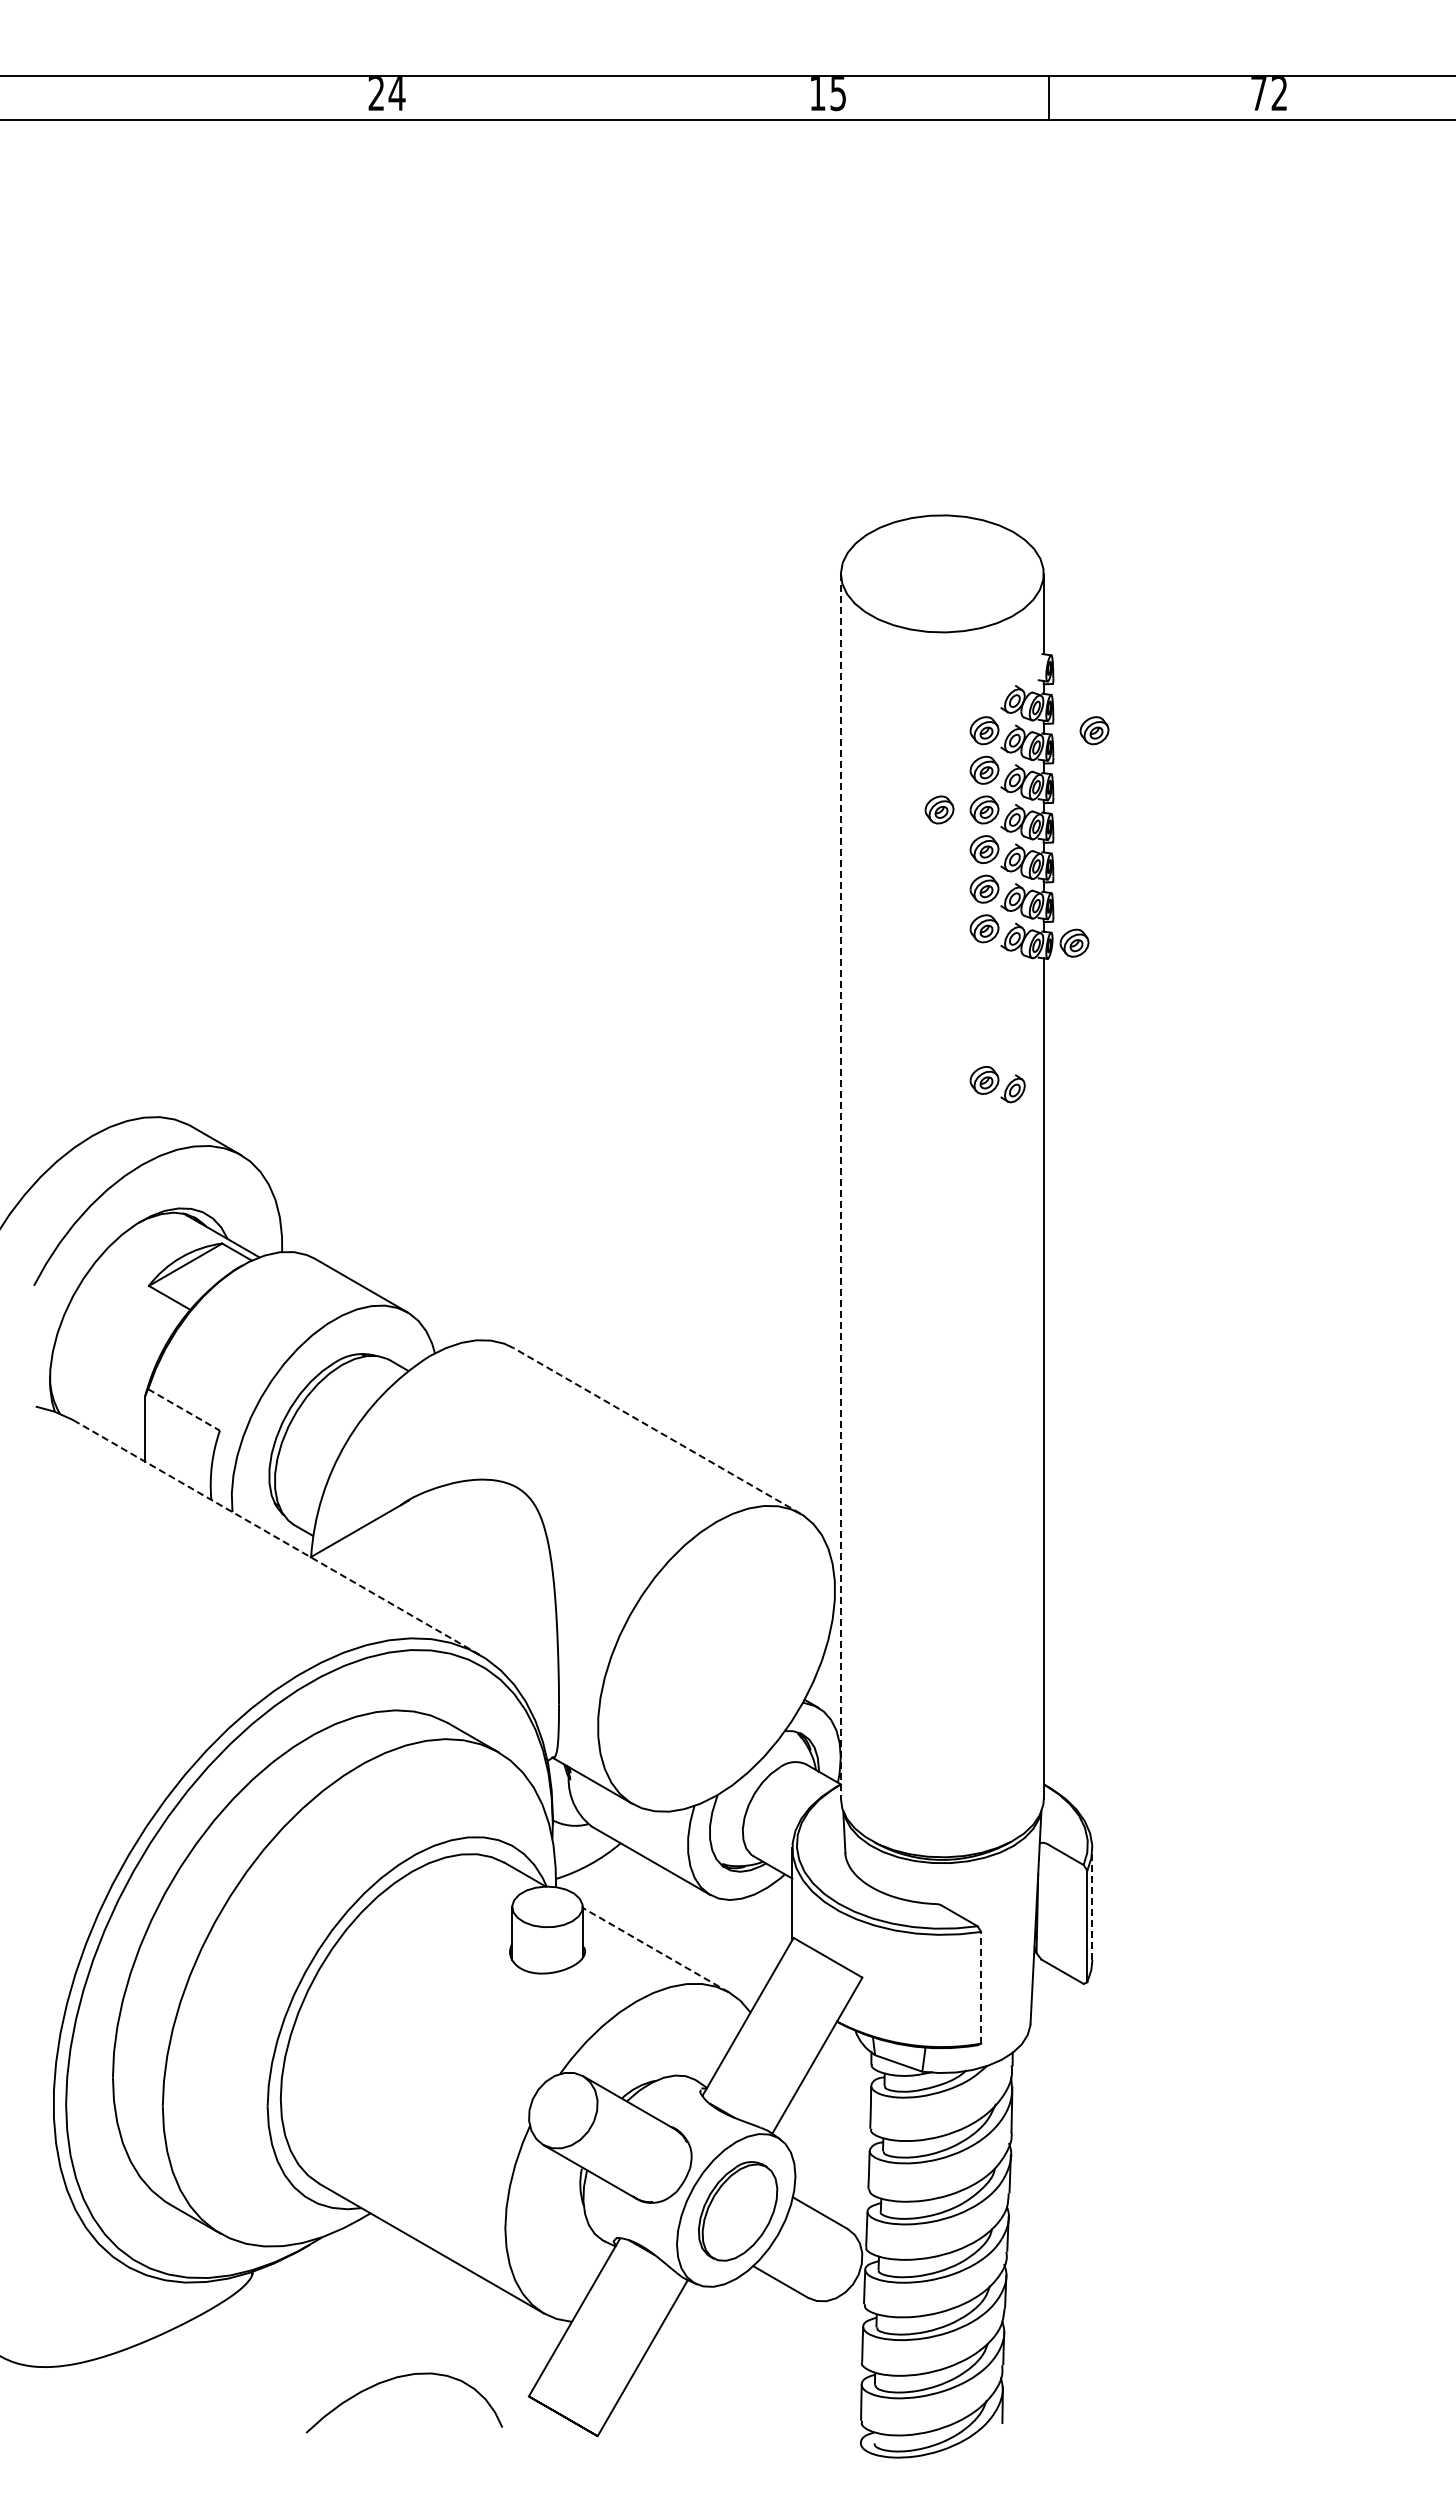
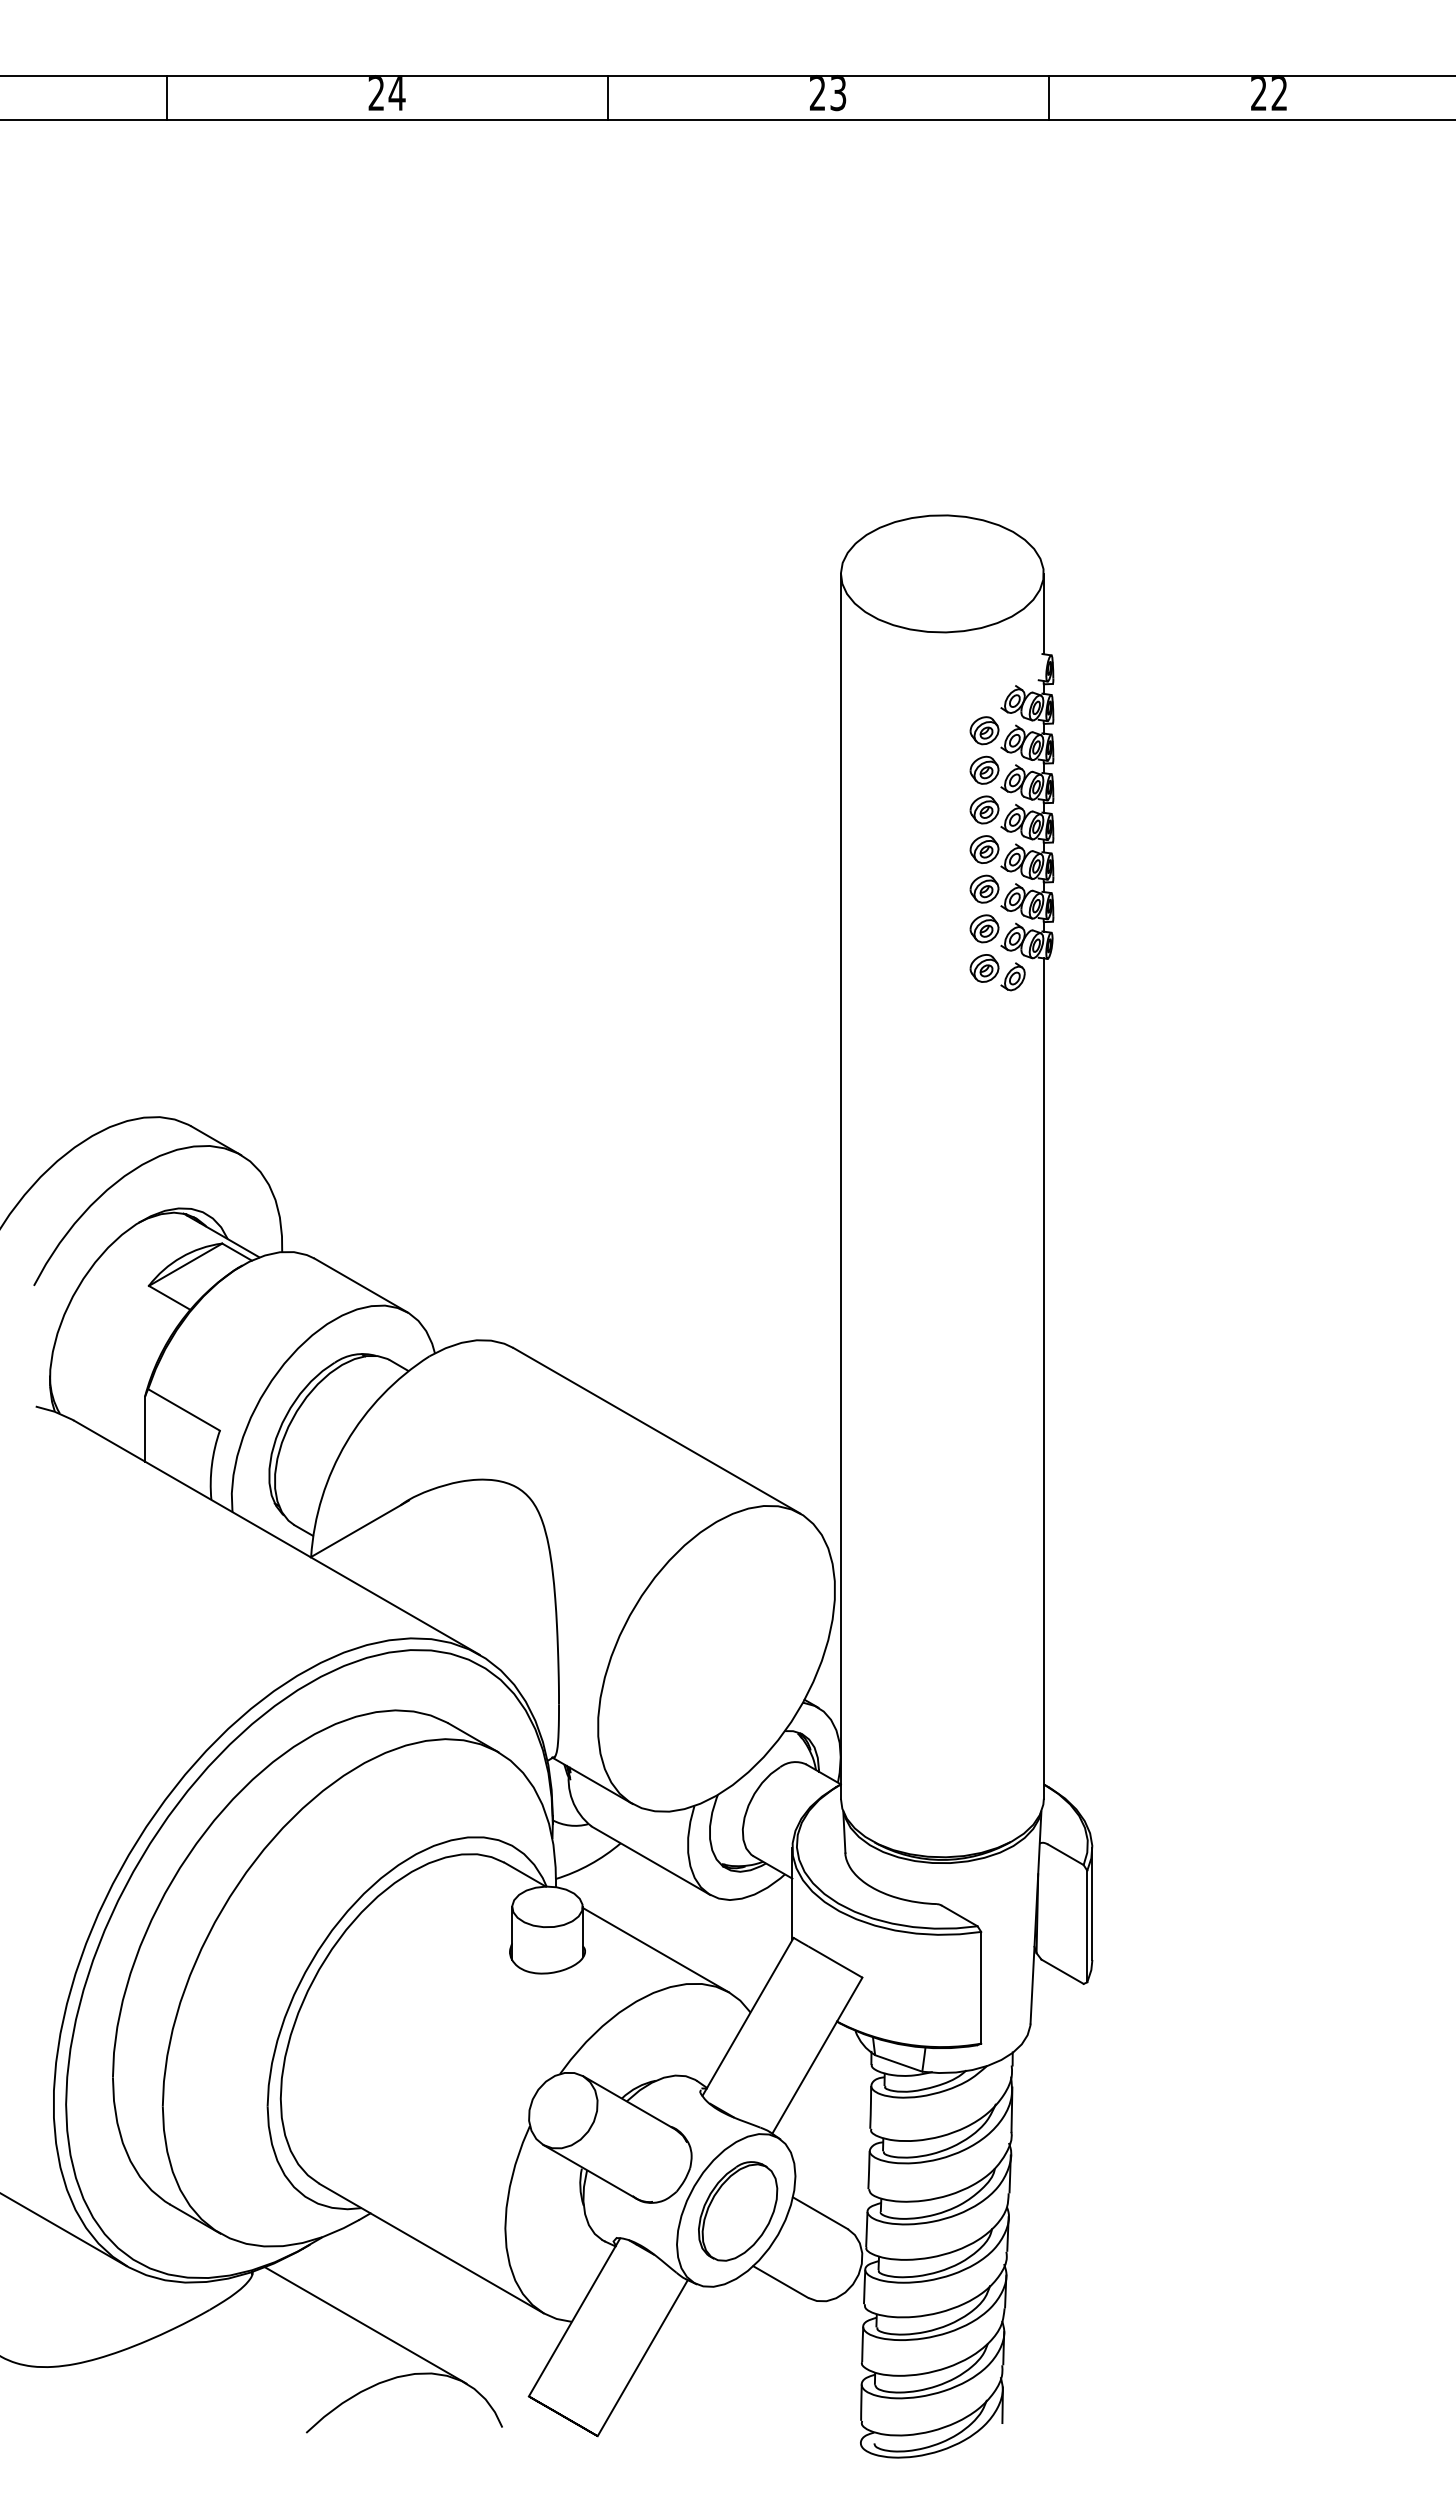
text: 15 -> 23 (827, 93)
text: 72 -> 22 (1258, 93)
line: none -> present (167, 98)
line: none -> present (608, 98)
part: present -> none (1094, 730)
part: present -> none (939, 809)
part: present -> none (1074, 942)
part position: (997, 1084) -> (997, 972) (997, 972)
line: dashed -> solid (840, 1186)
line: dashed -> solid (184, 1410)
line: dashed -> solid (656, 1430)
line: dashed -> solid (276, 1537)
line: dashed -> solid (1092, 1904)
line: dashed -> solid (655, 1949)
line: dashed -> solid (981, 1987)
line: none -> present (64, 2230)
line: none -> present (365, 2325)
